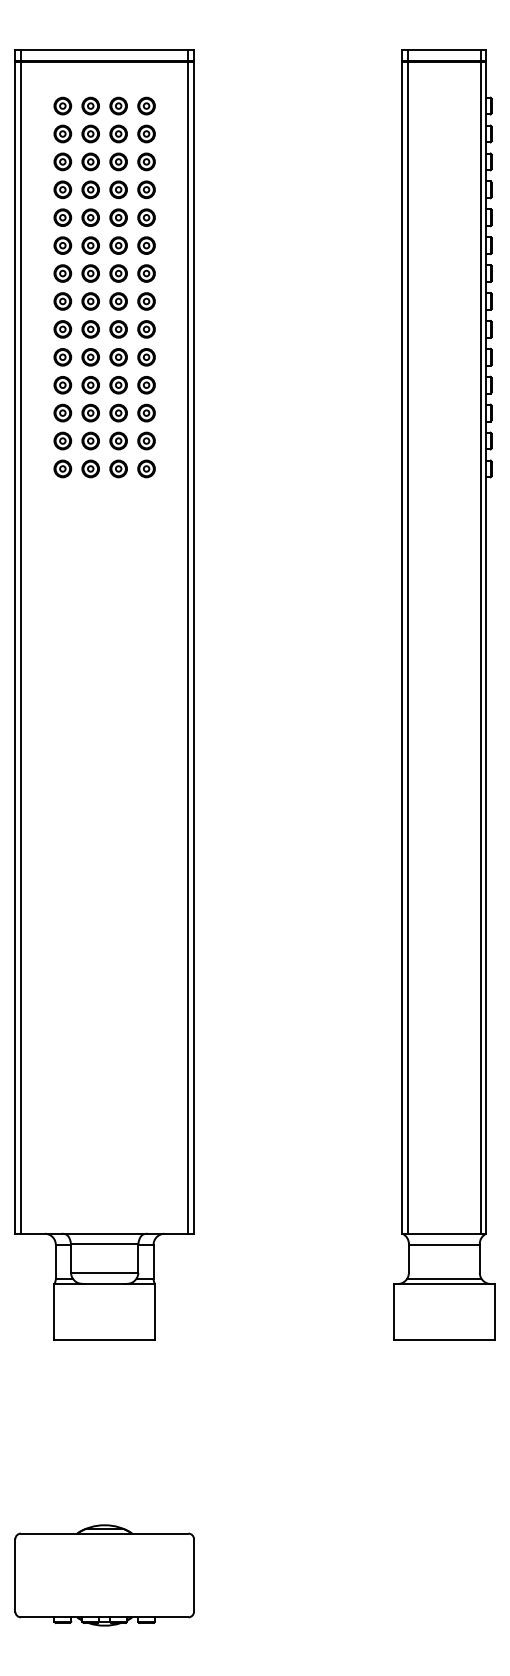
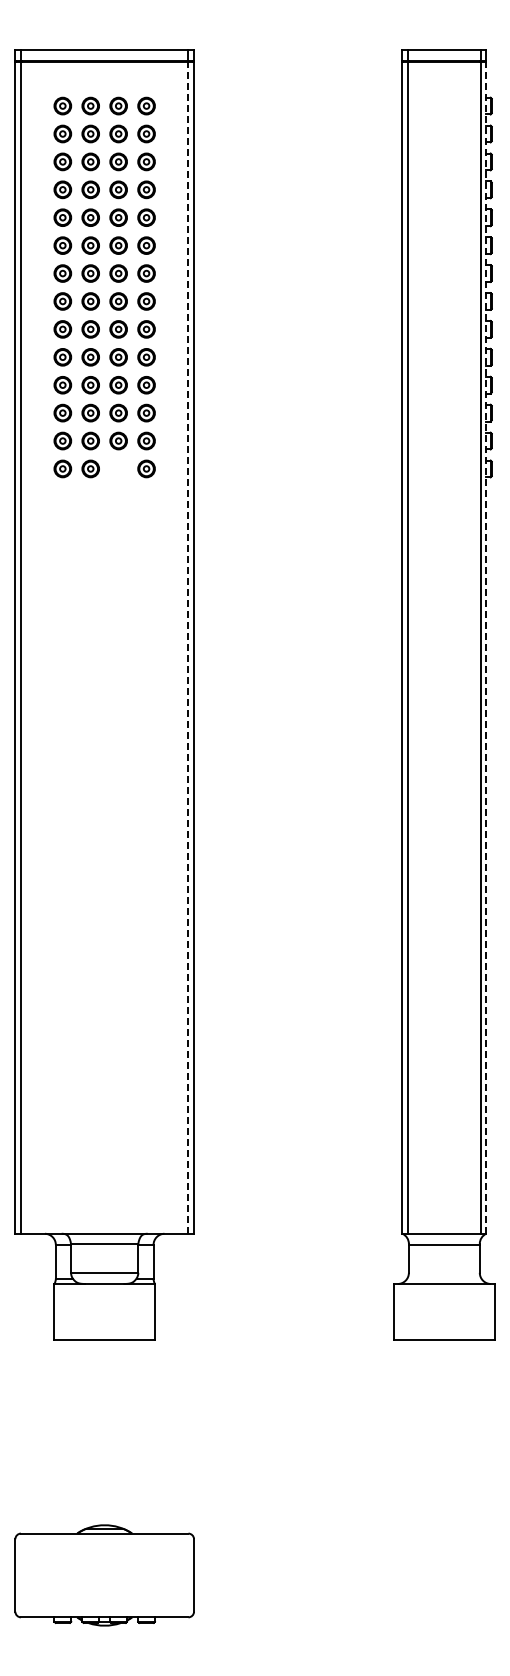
part: present -> none (118, 468)
line: solid -> dashed (188, 647)
line: solid -> dashed (486, 647)
line: present -> none (444, 1278)
